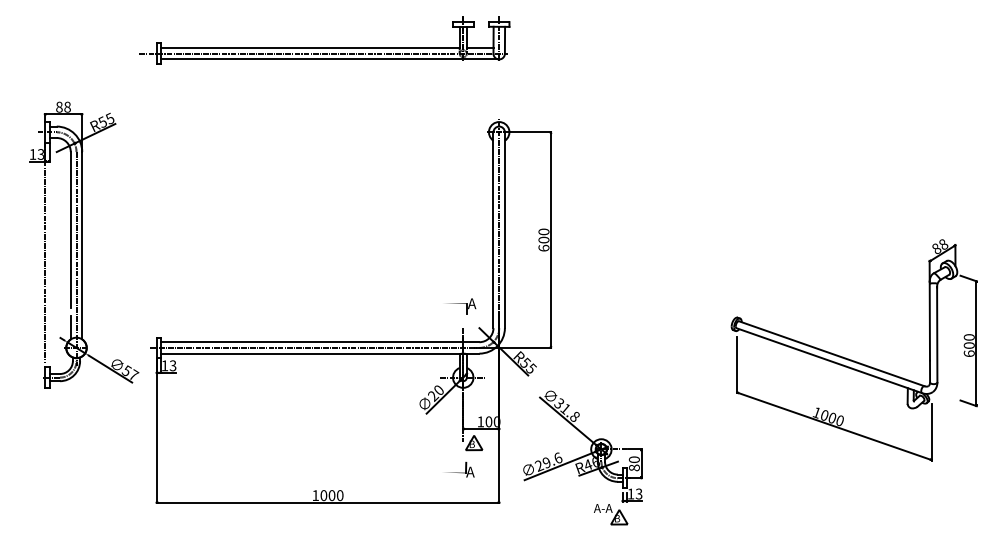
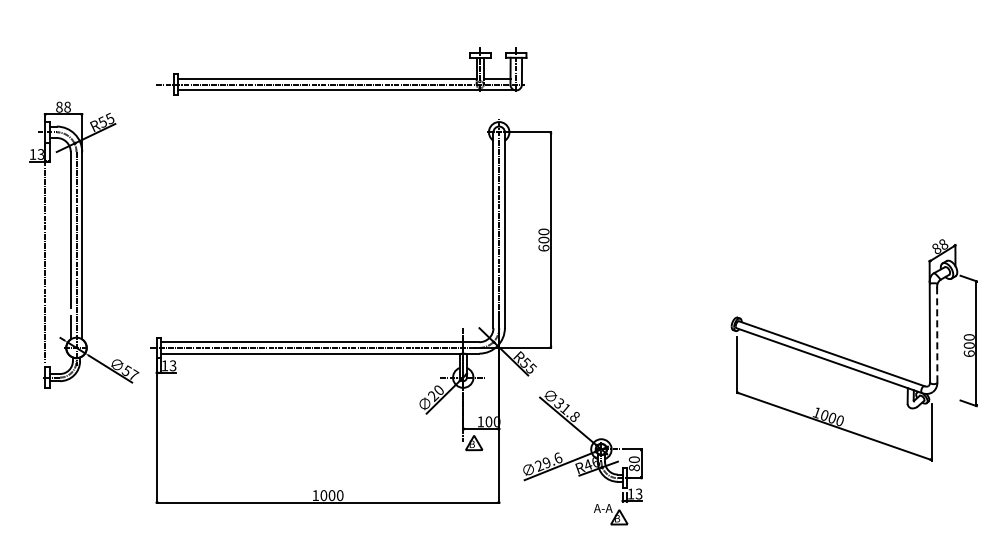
part position: (324, 47) -> (341, 78) (341, 78)
part: present -> none (461, 306)
line: solid -> dashed (937, 334)
part: present -> none (459, 469)
